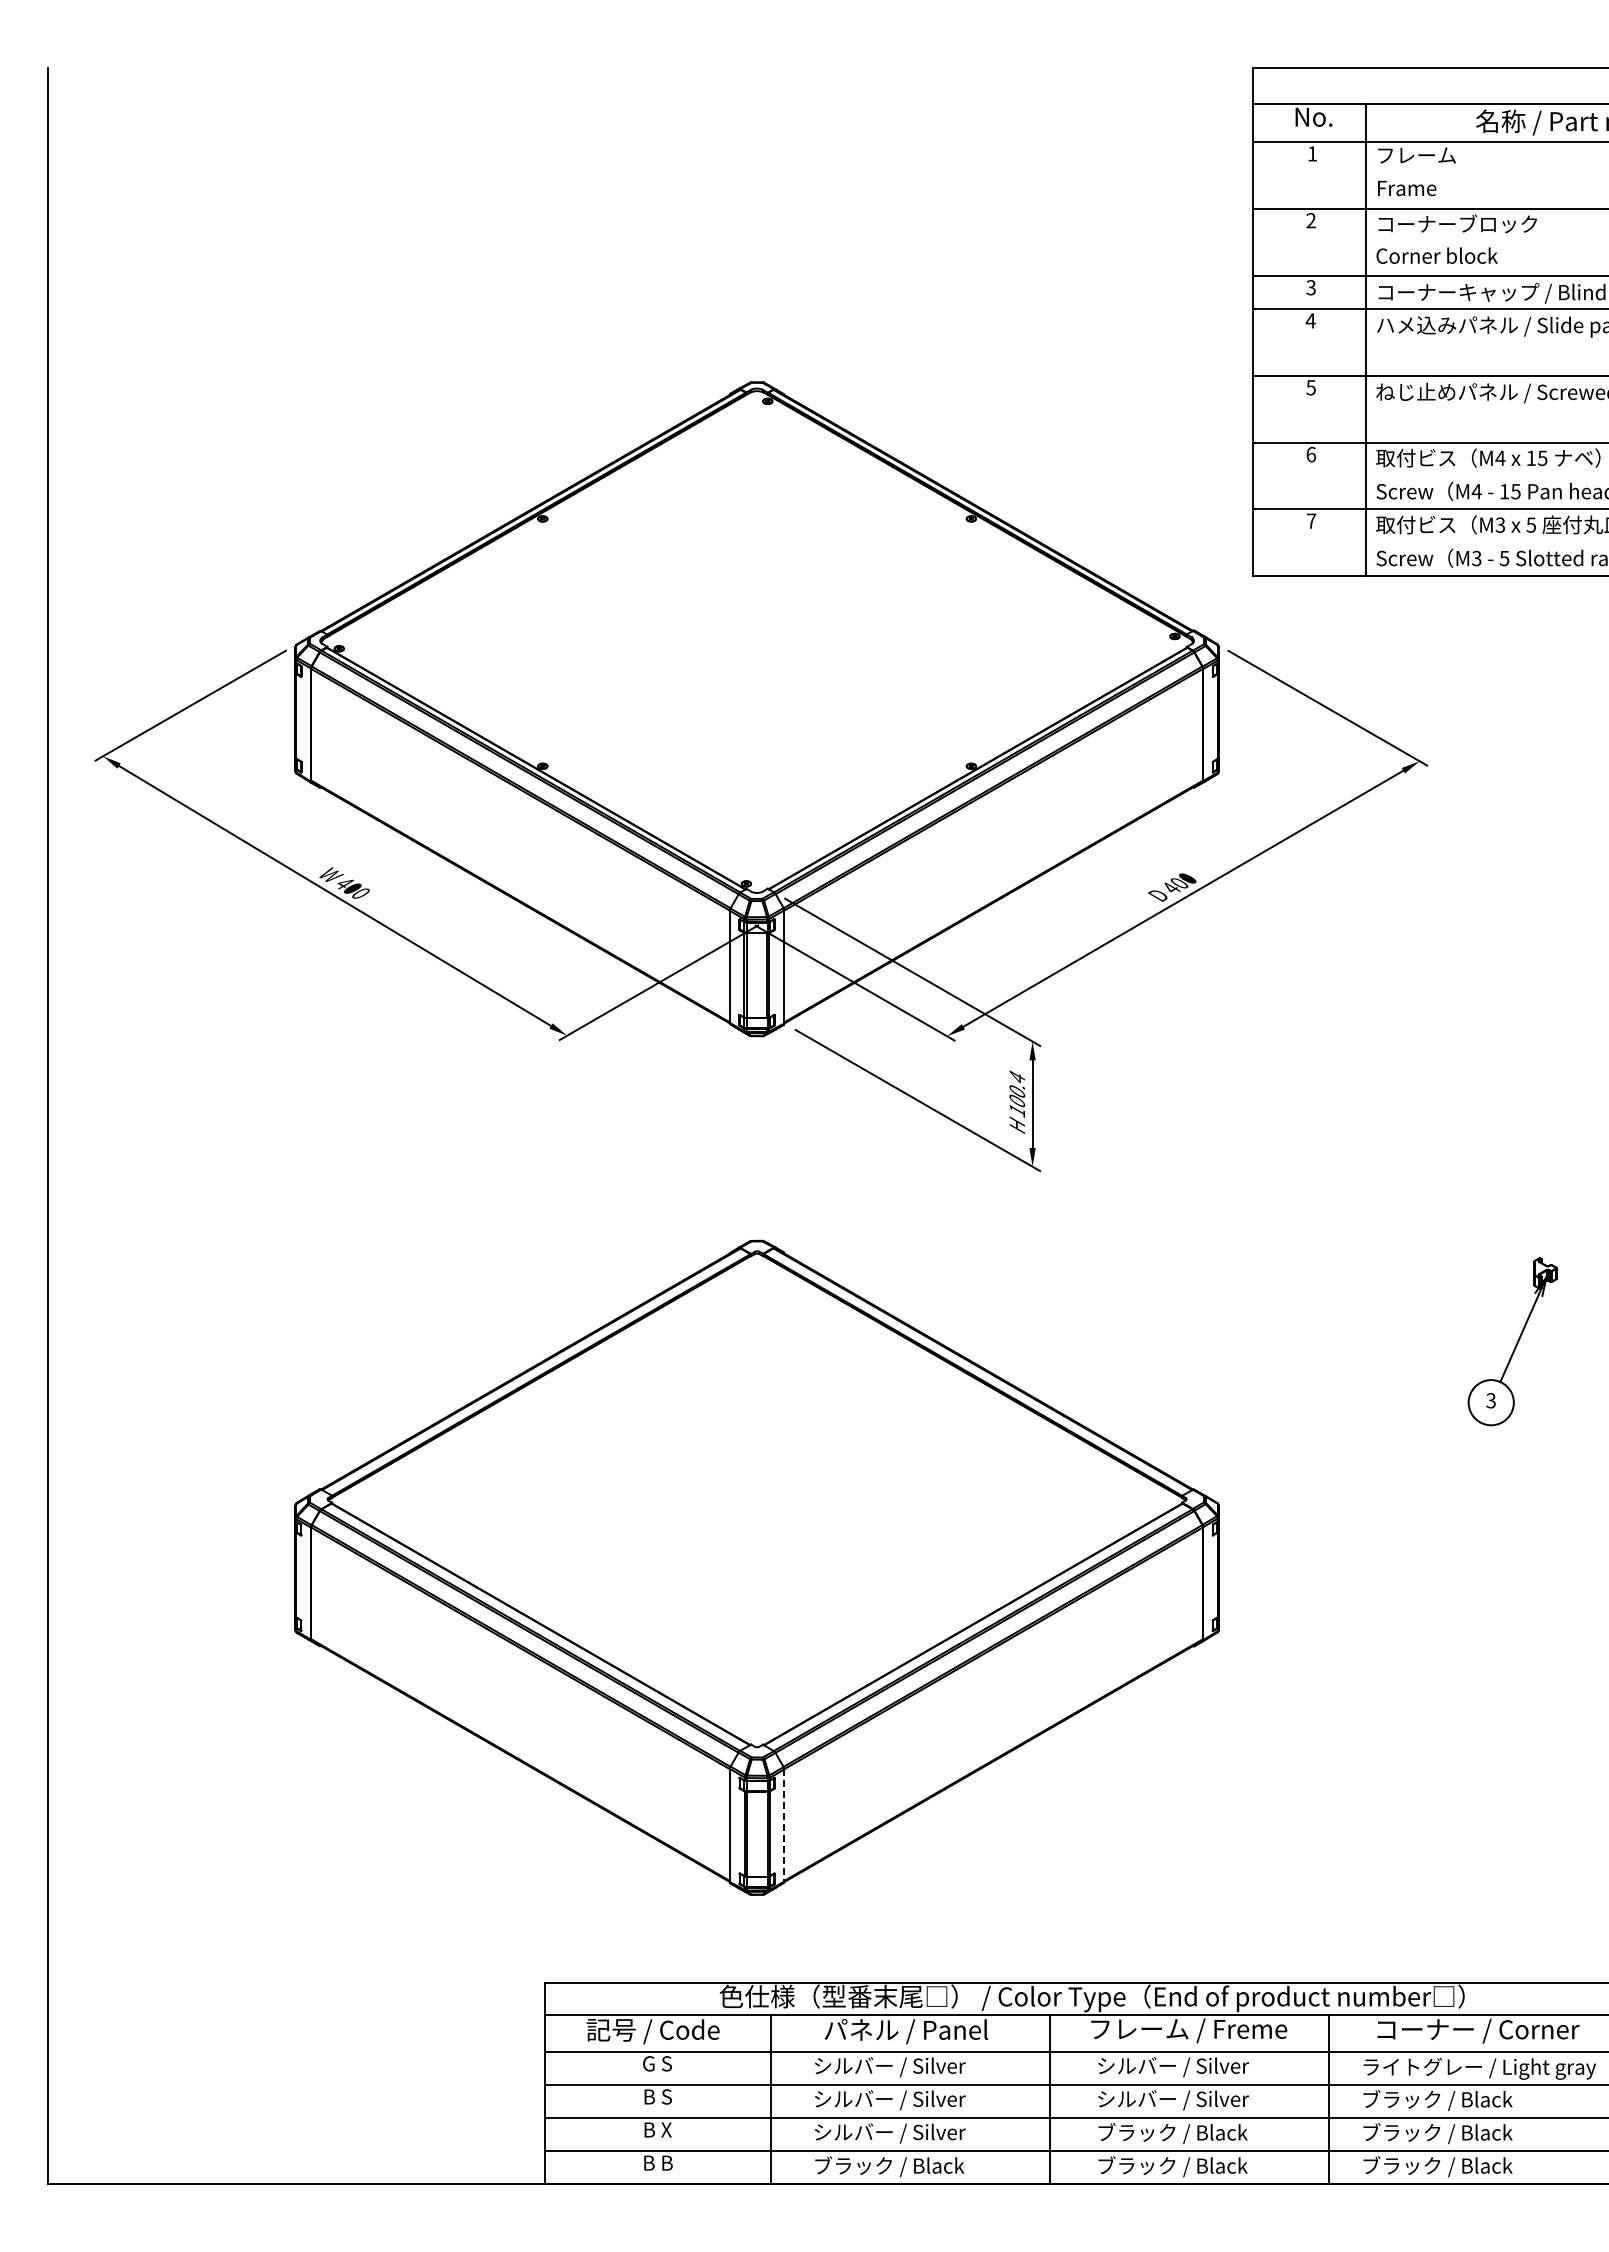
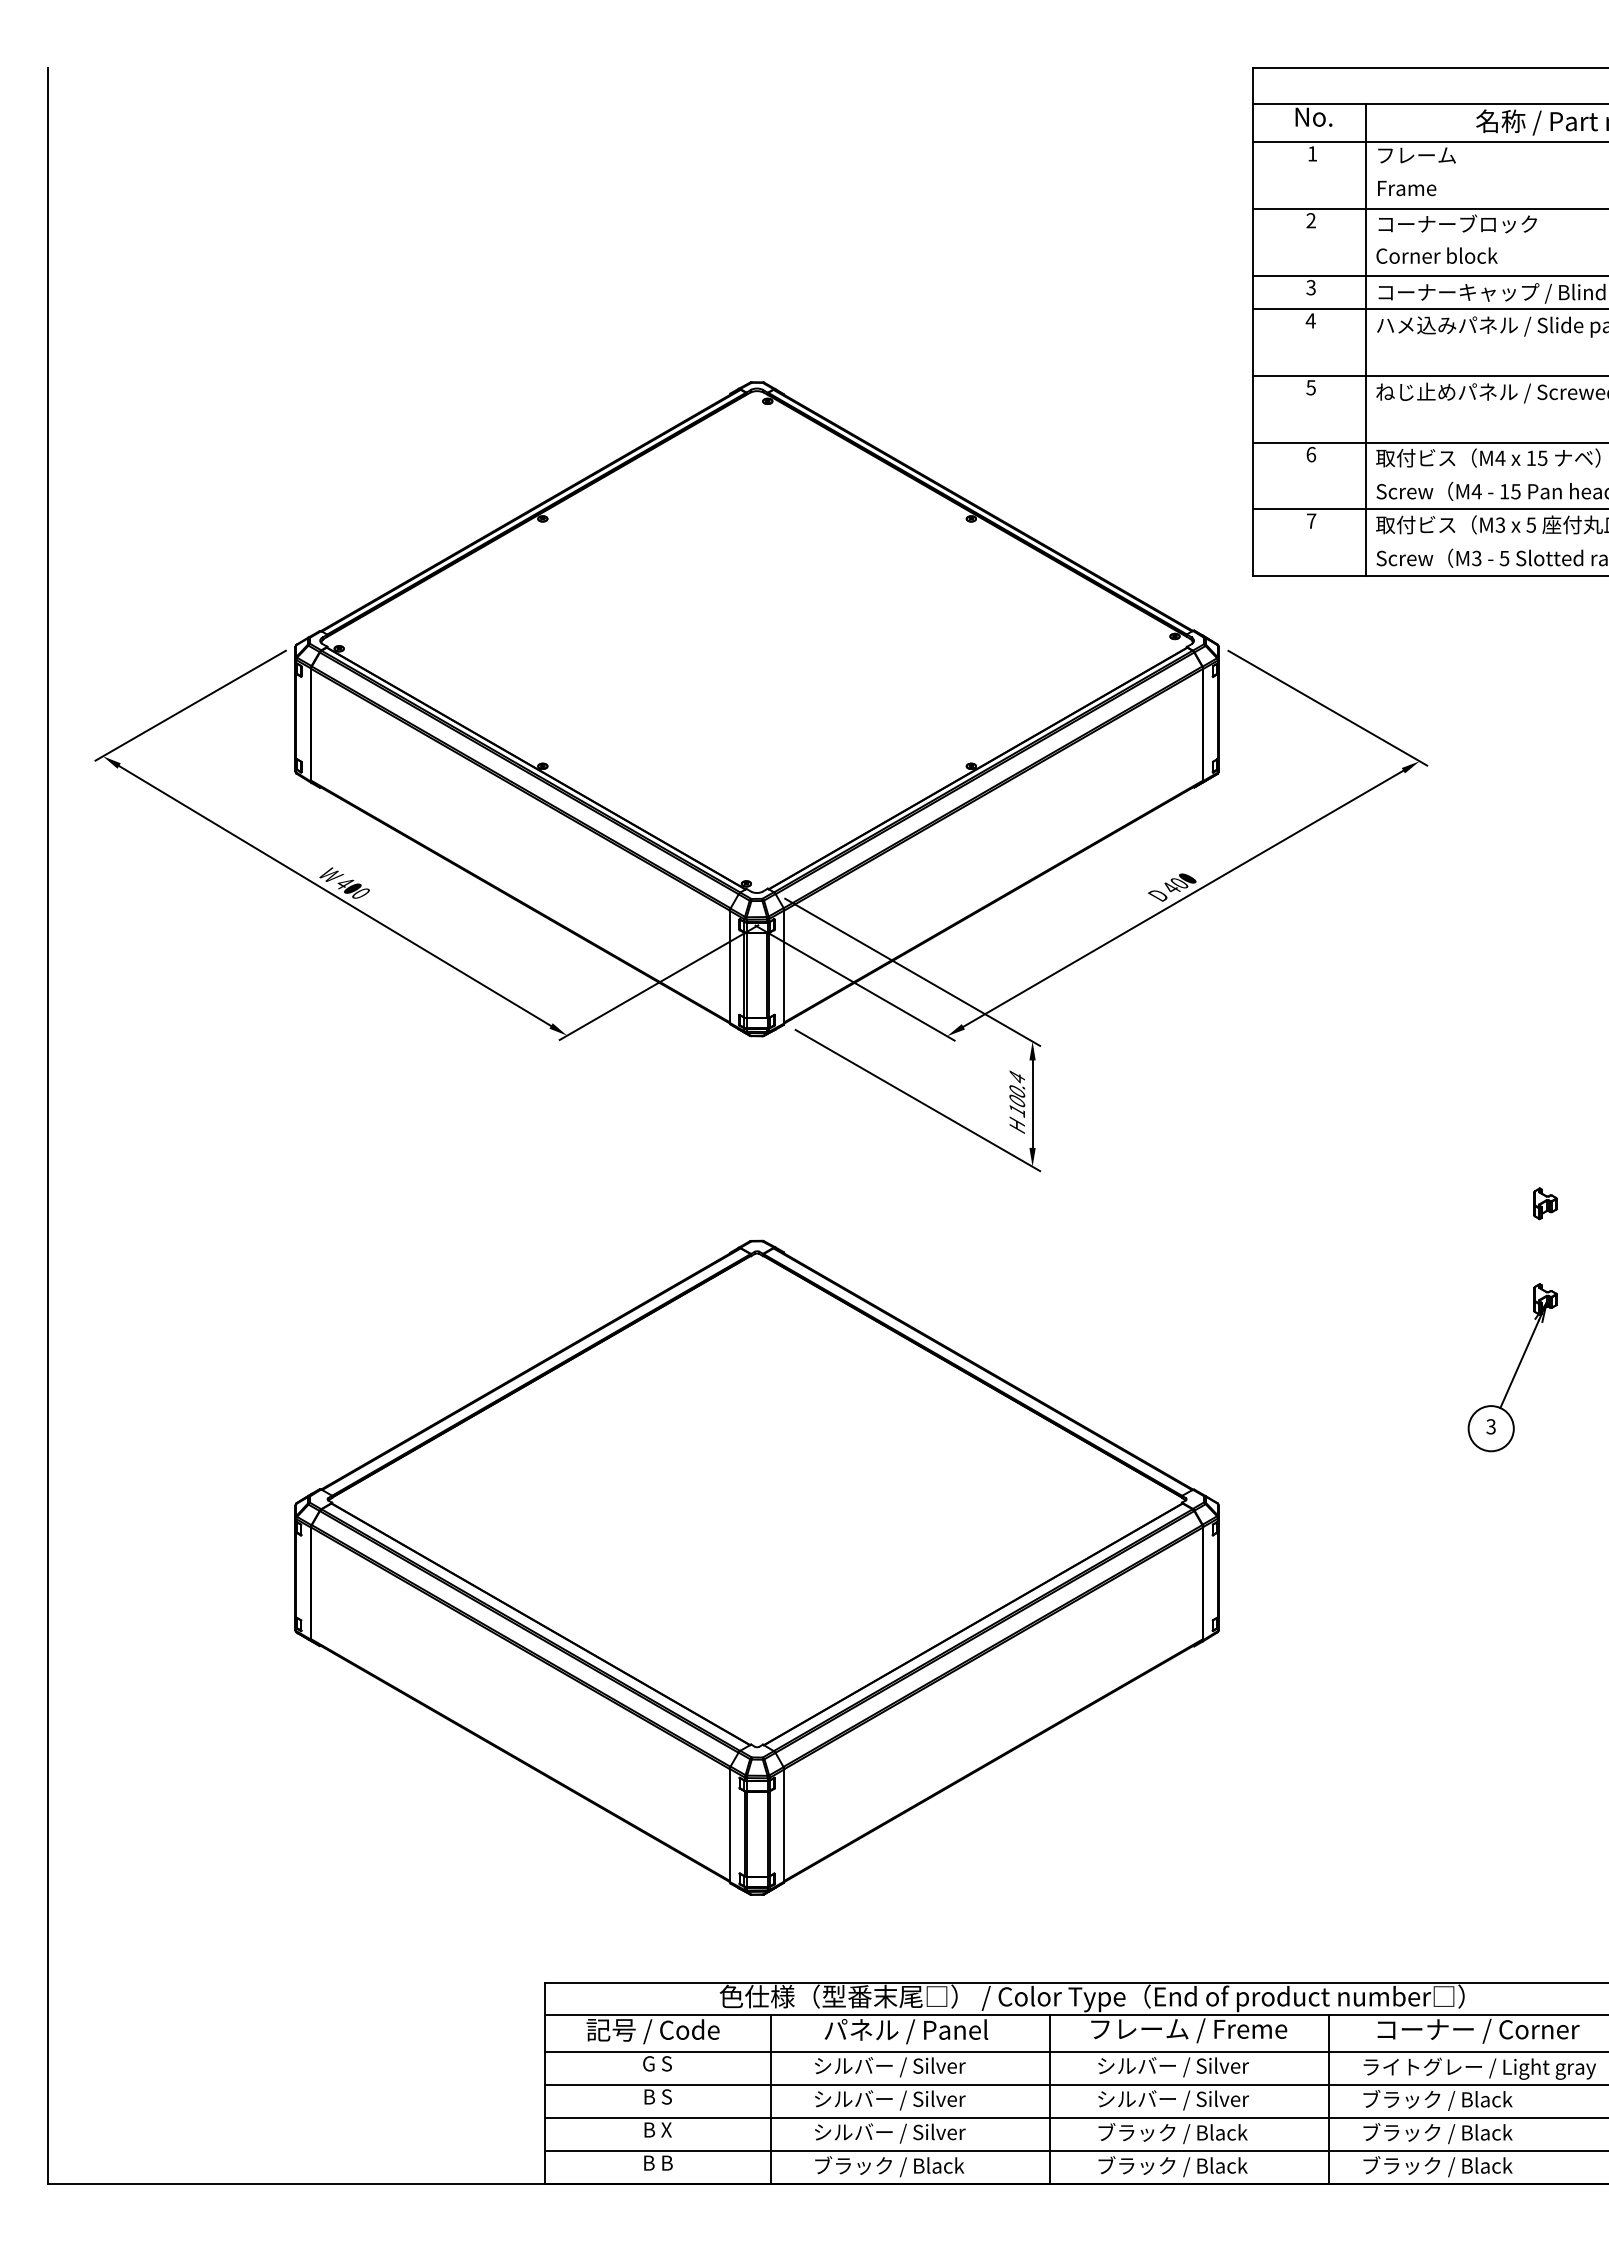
part: none -> present (1545, 1203)
part position: (1512, 1341) -> (1512, 1367) (1512, 1367)
line: dashed -> solid (784, 1825)
